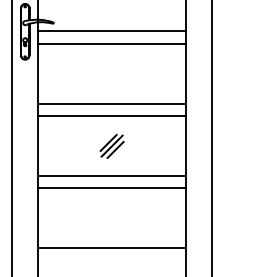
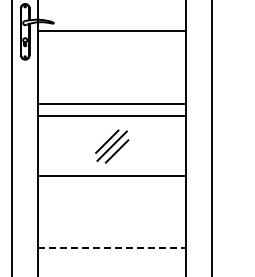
line: present -> none (111, 43)
part size: 26x26 px -> 35x35 px (112, 146)
line: present -> none (111, 188)
line: solid -> dashed (112, 248)
